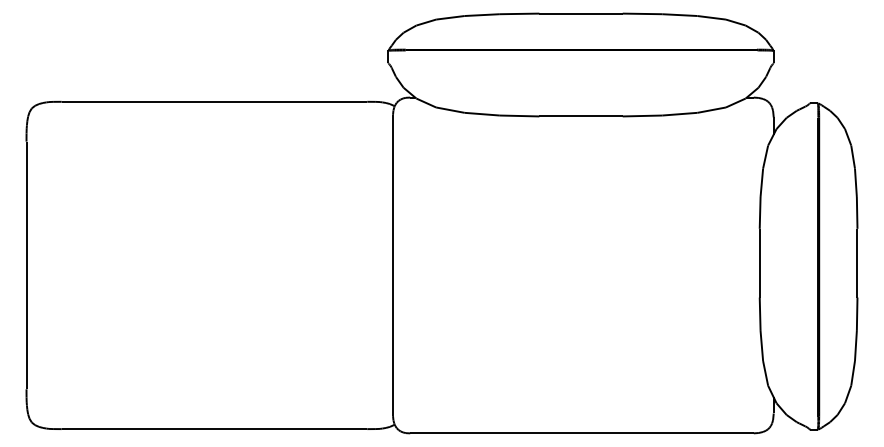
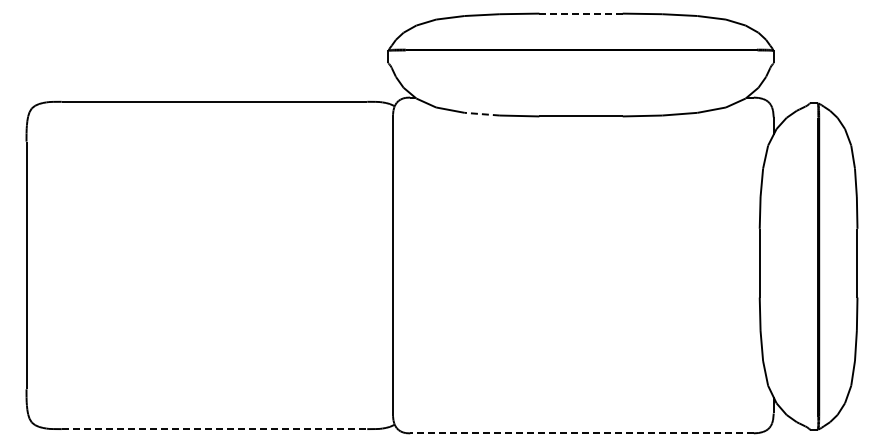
line: solid -> dashed (581, 13)
line: solid -> dashed (482, 114)
line: solid -> dashed (214, 429)
line: solid -> dashed (582, 433)
